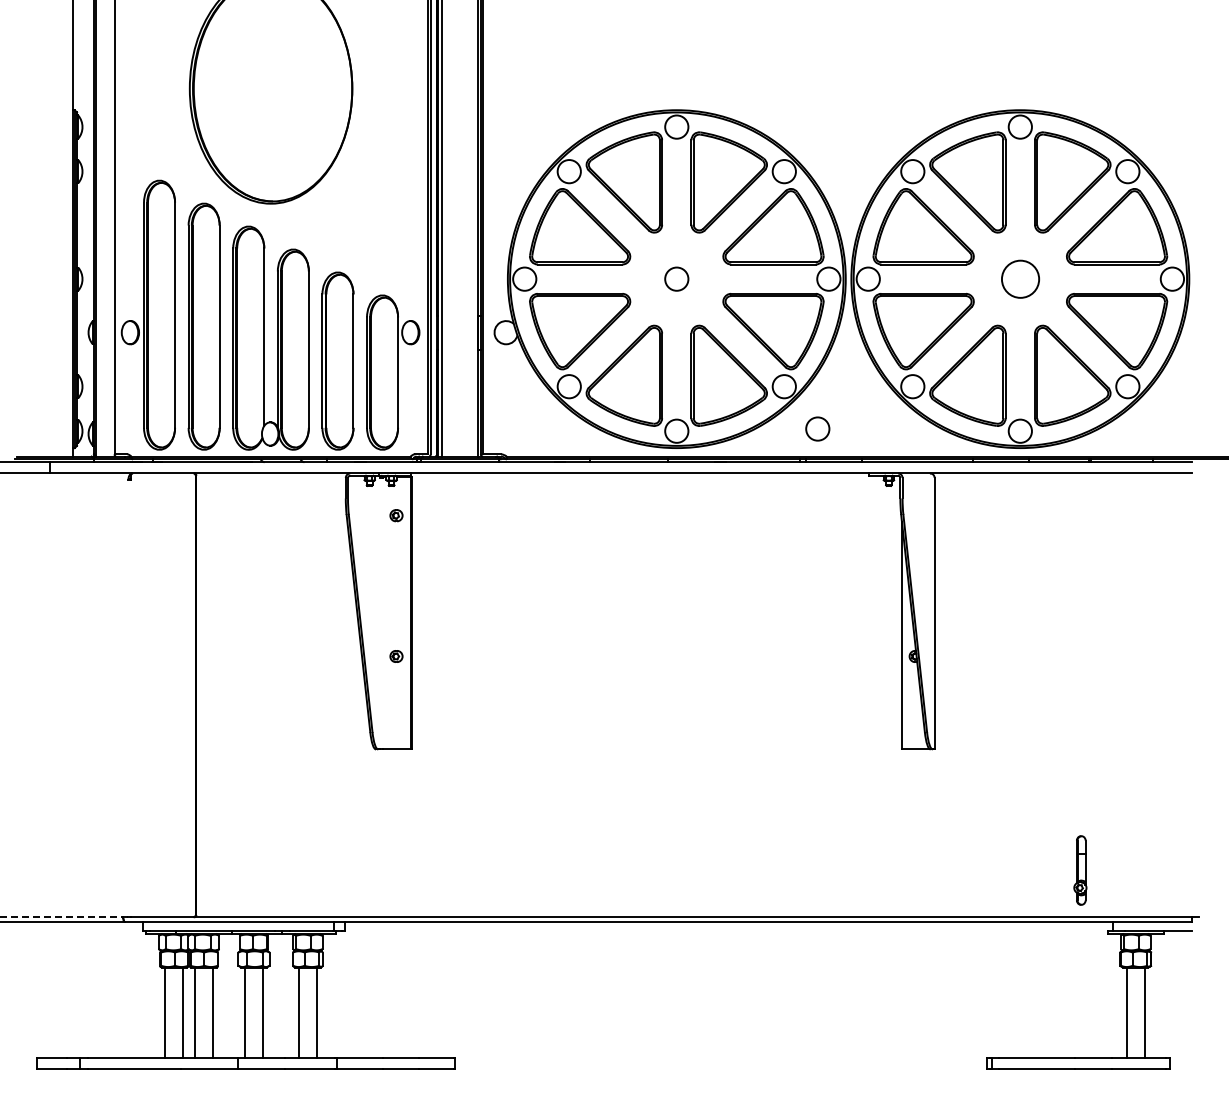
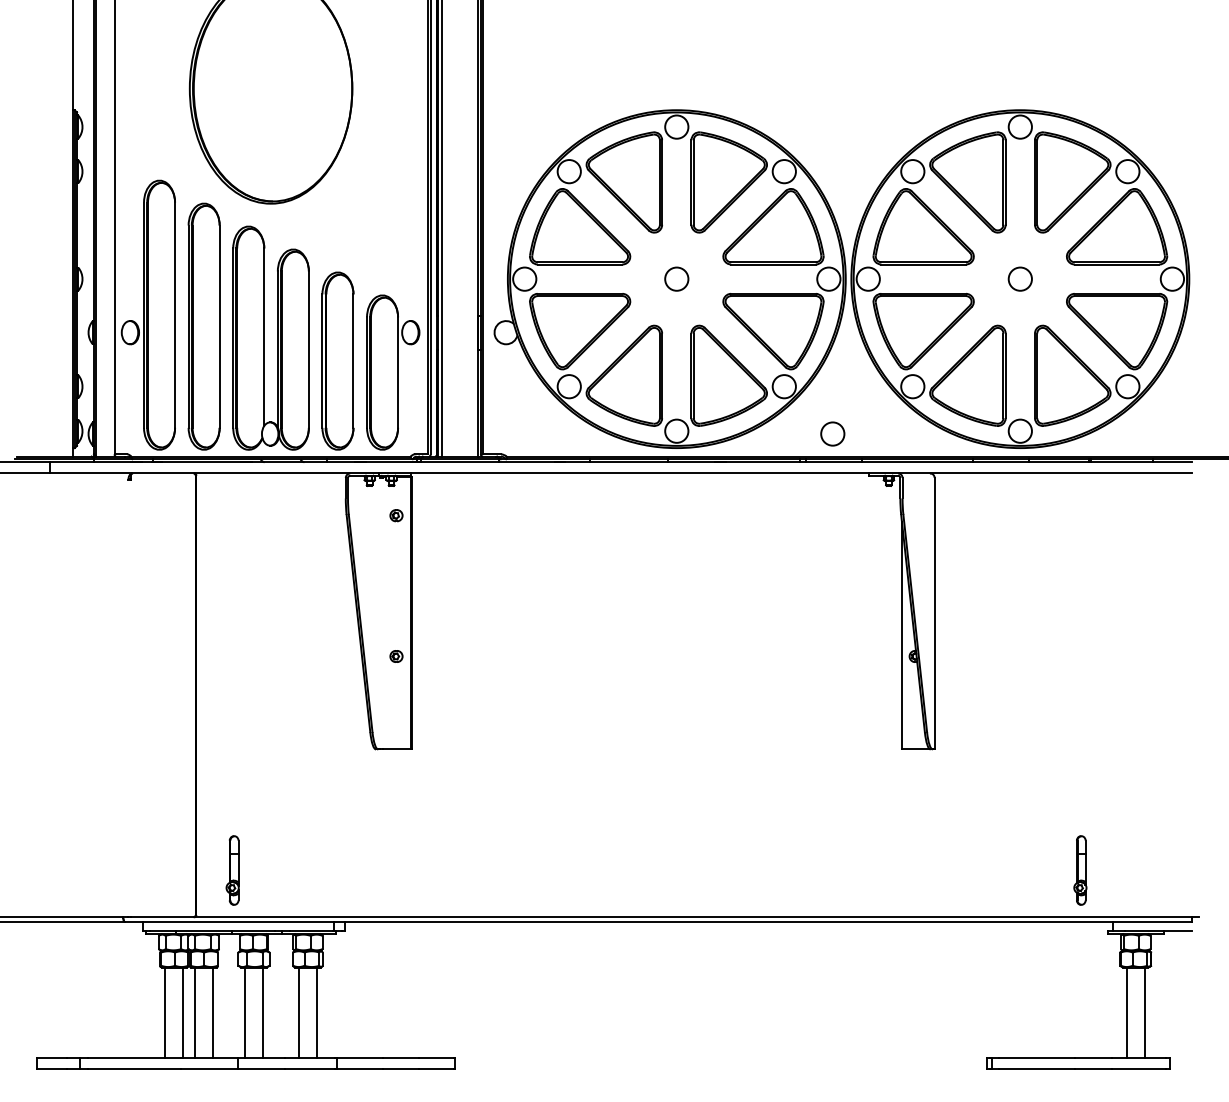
circle size: 39x40 px -> 26x26 px (1019, 278)
circle position: (817, 428) -> (832, 433) (832, 433)
part: none -> present (232, 870)
line: dashed -> solid (64, 917)
